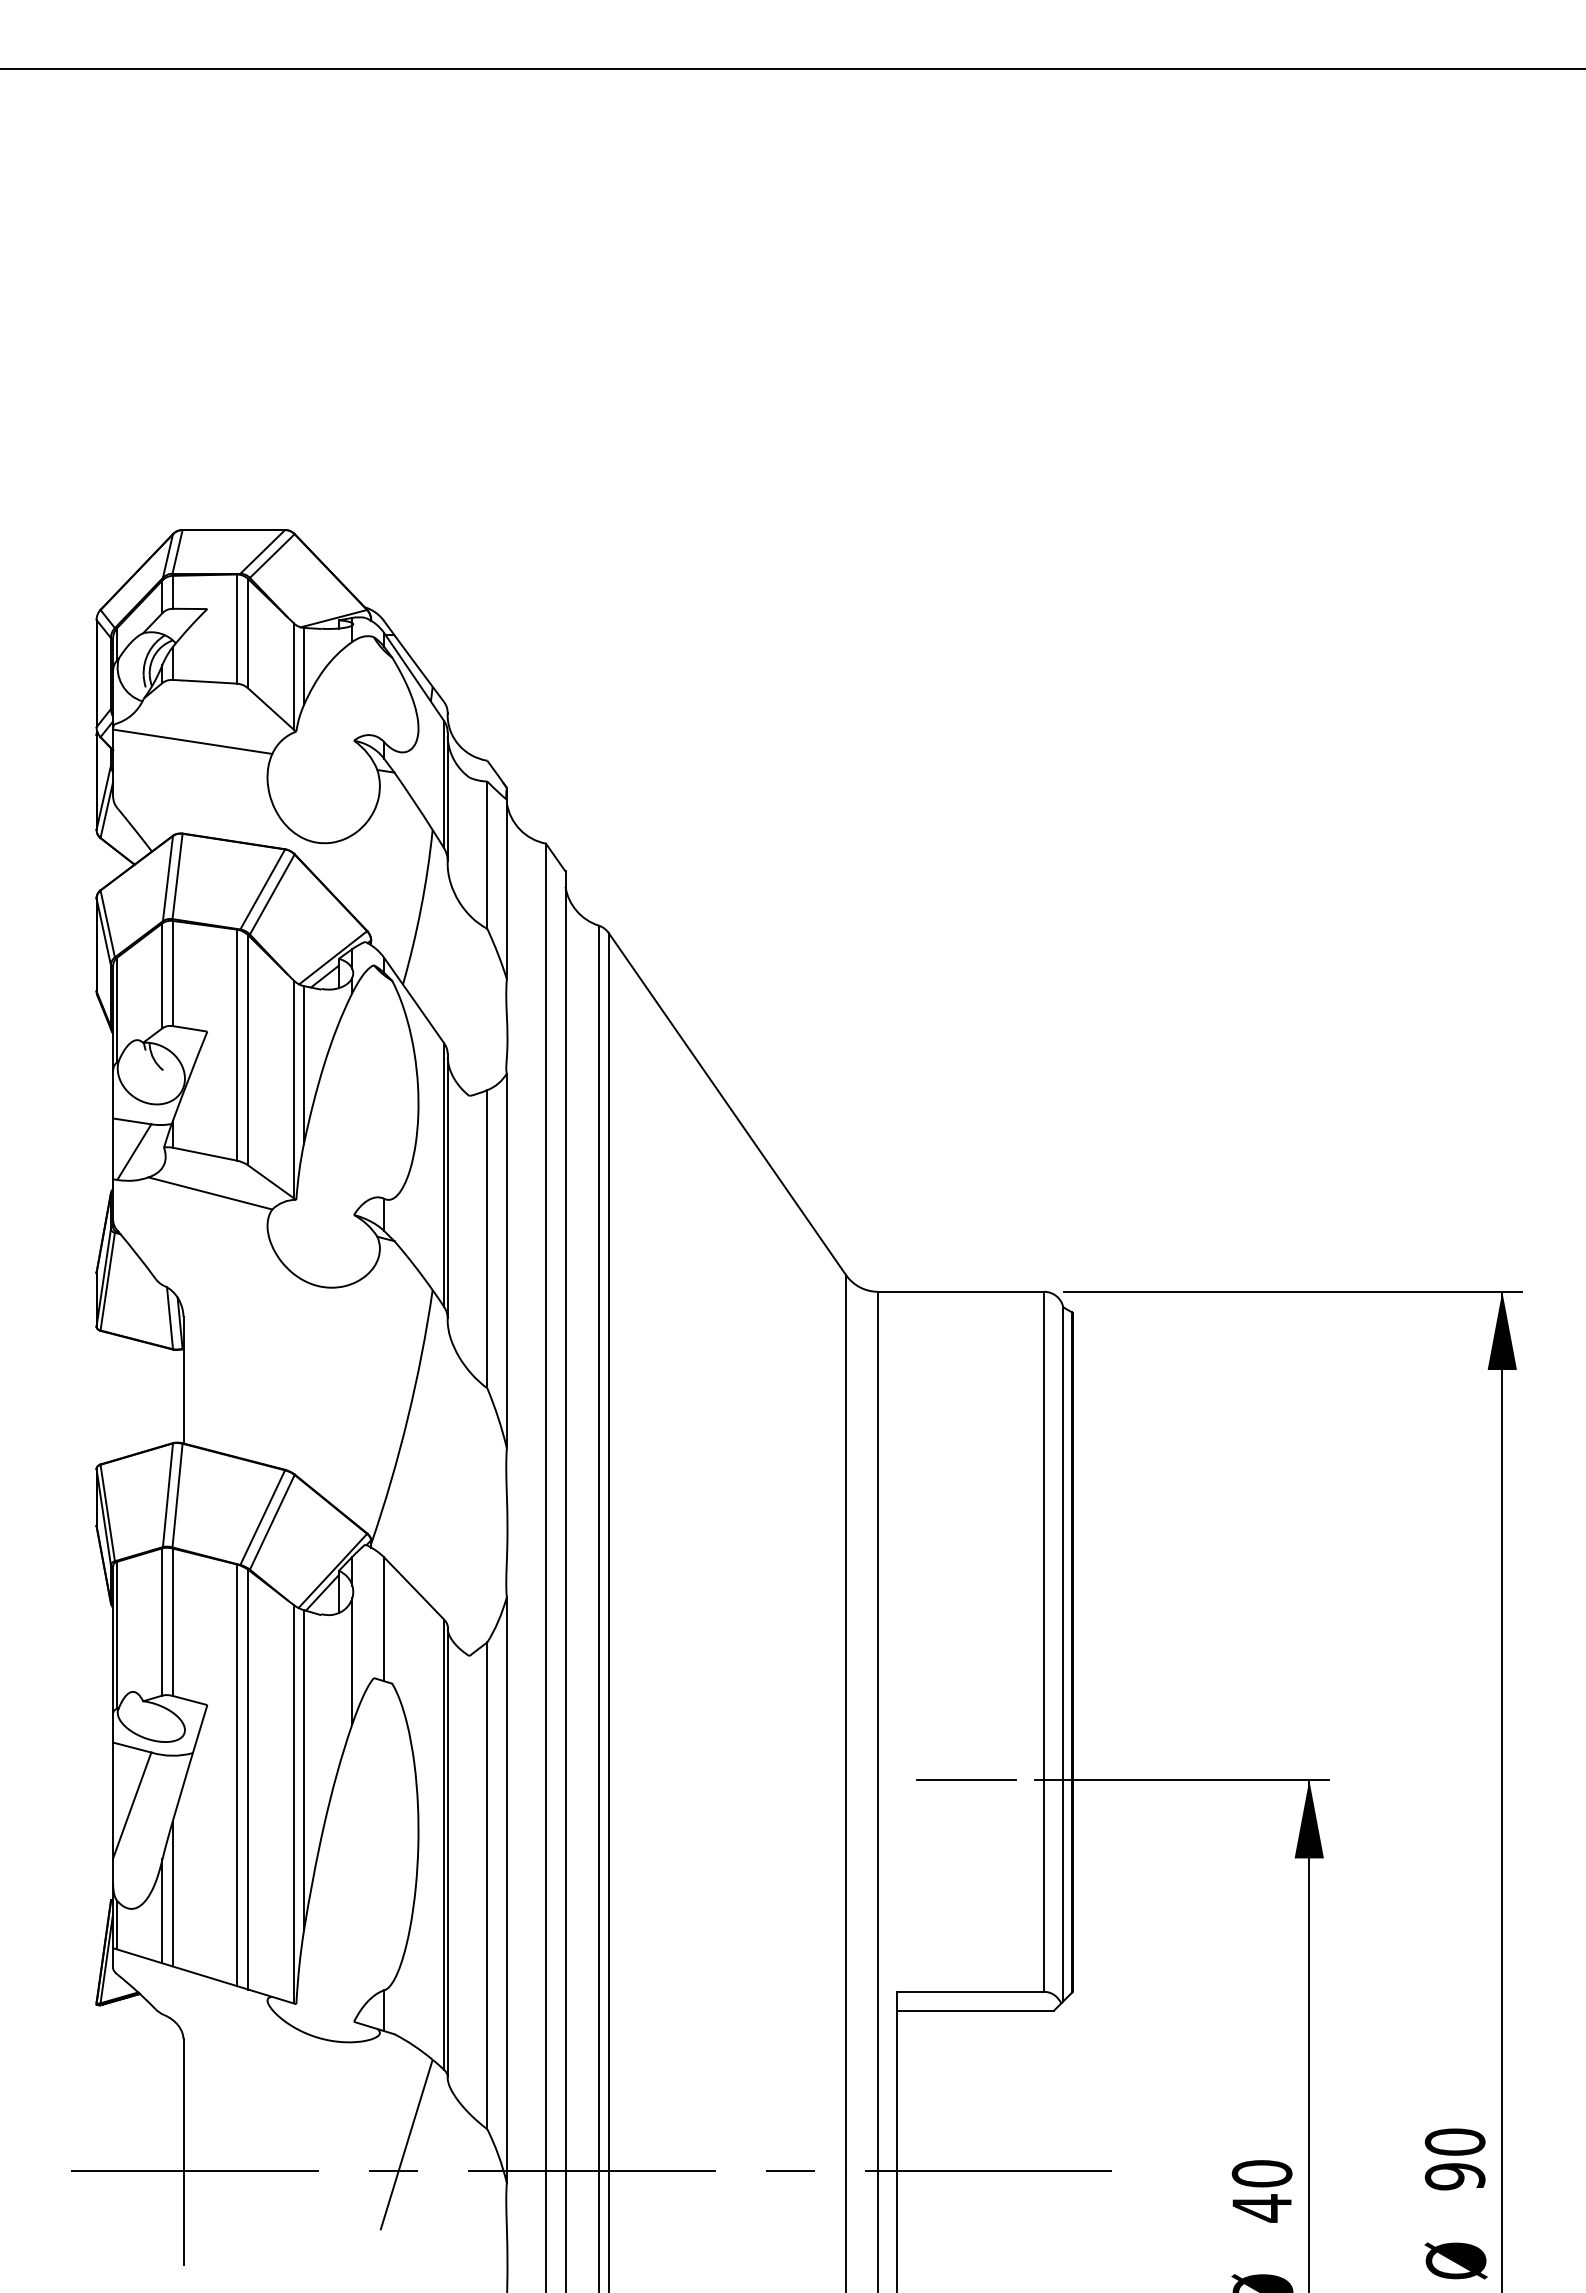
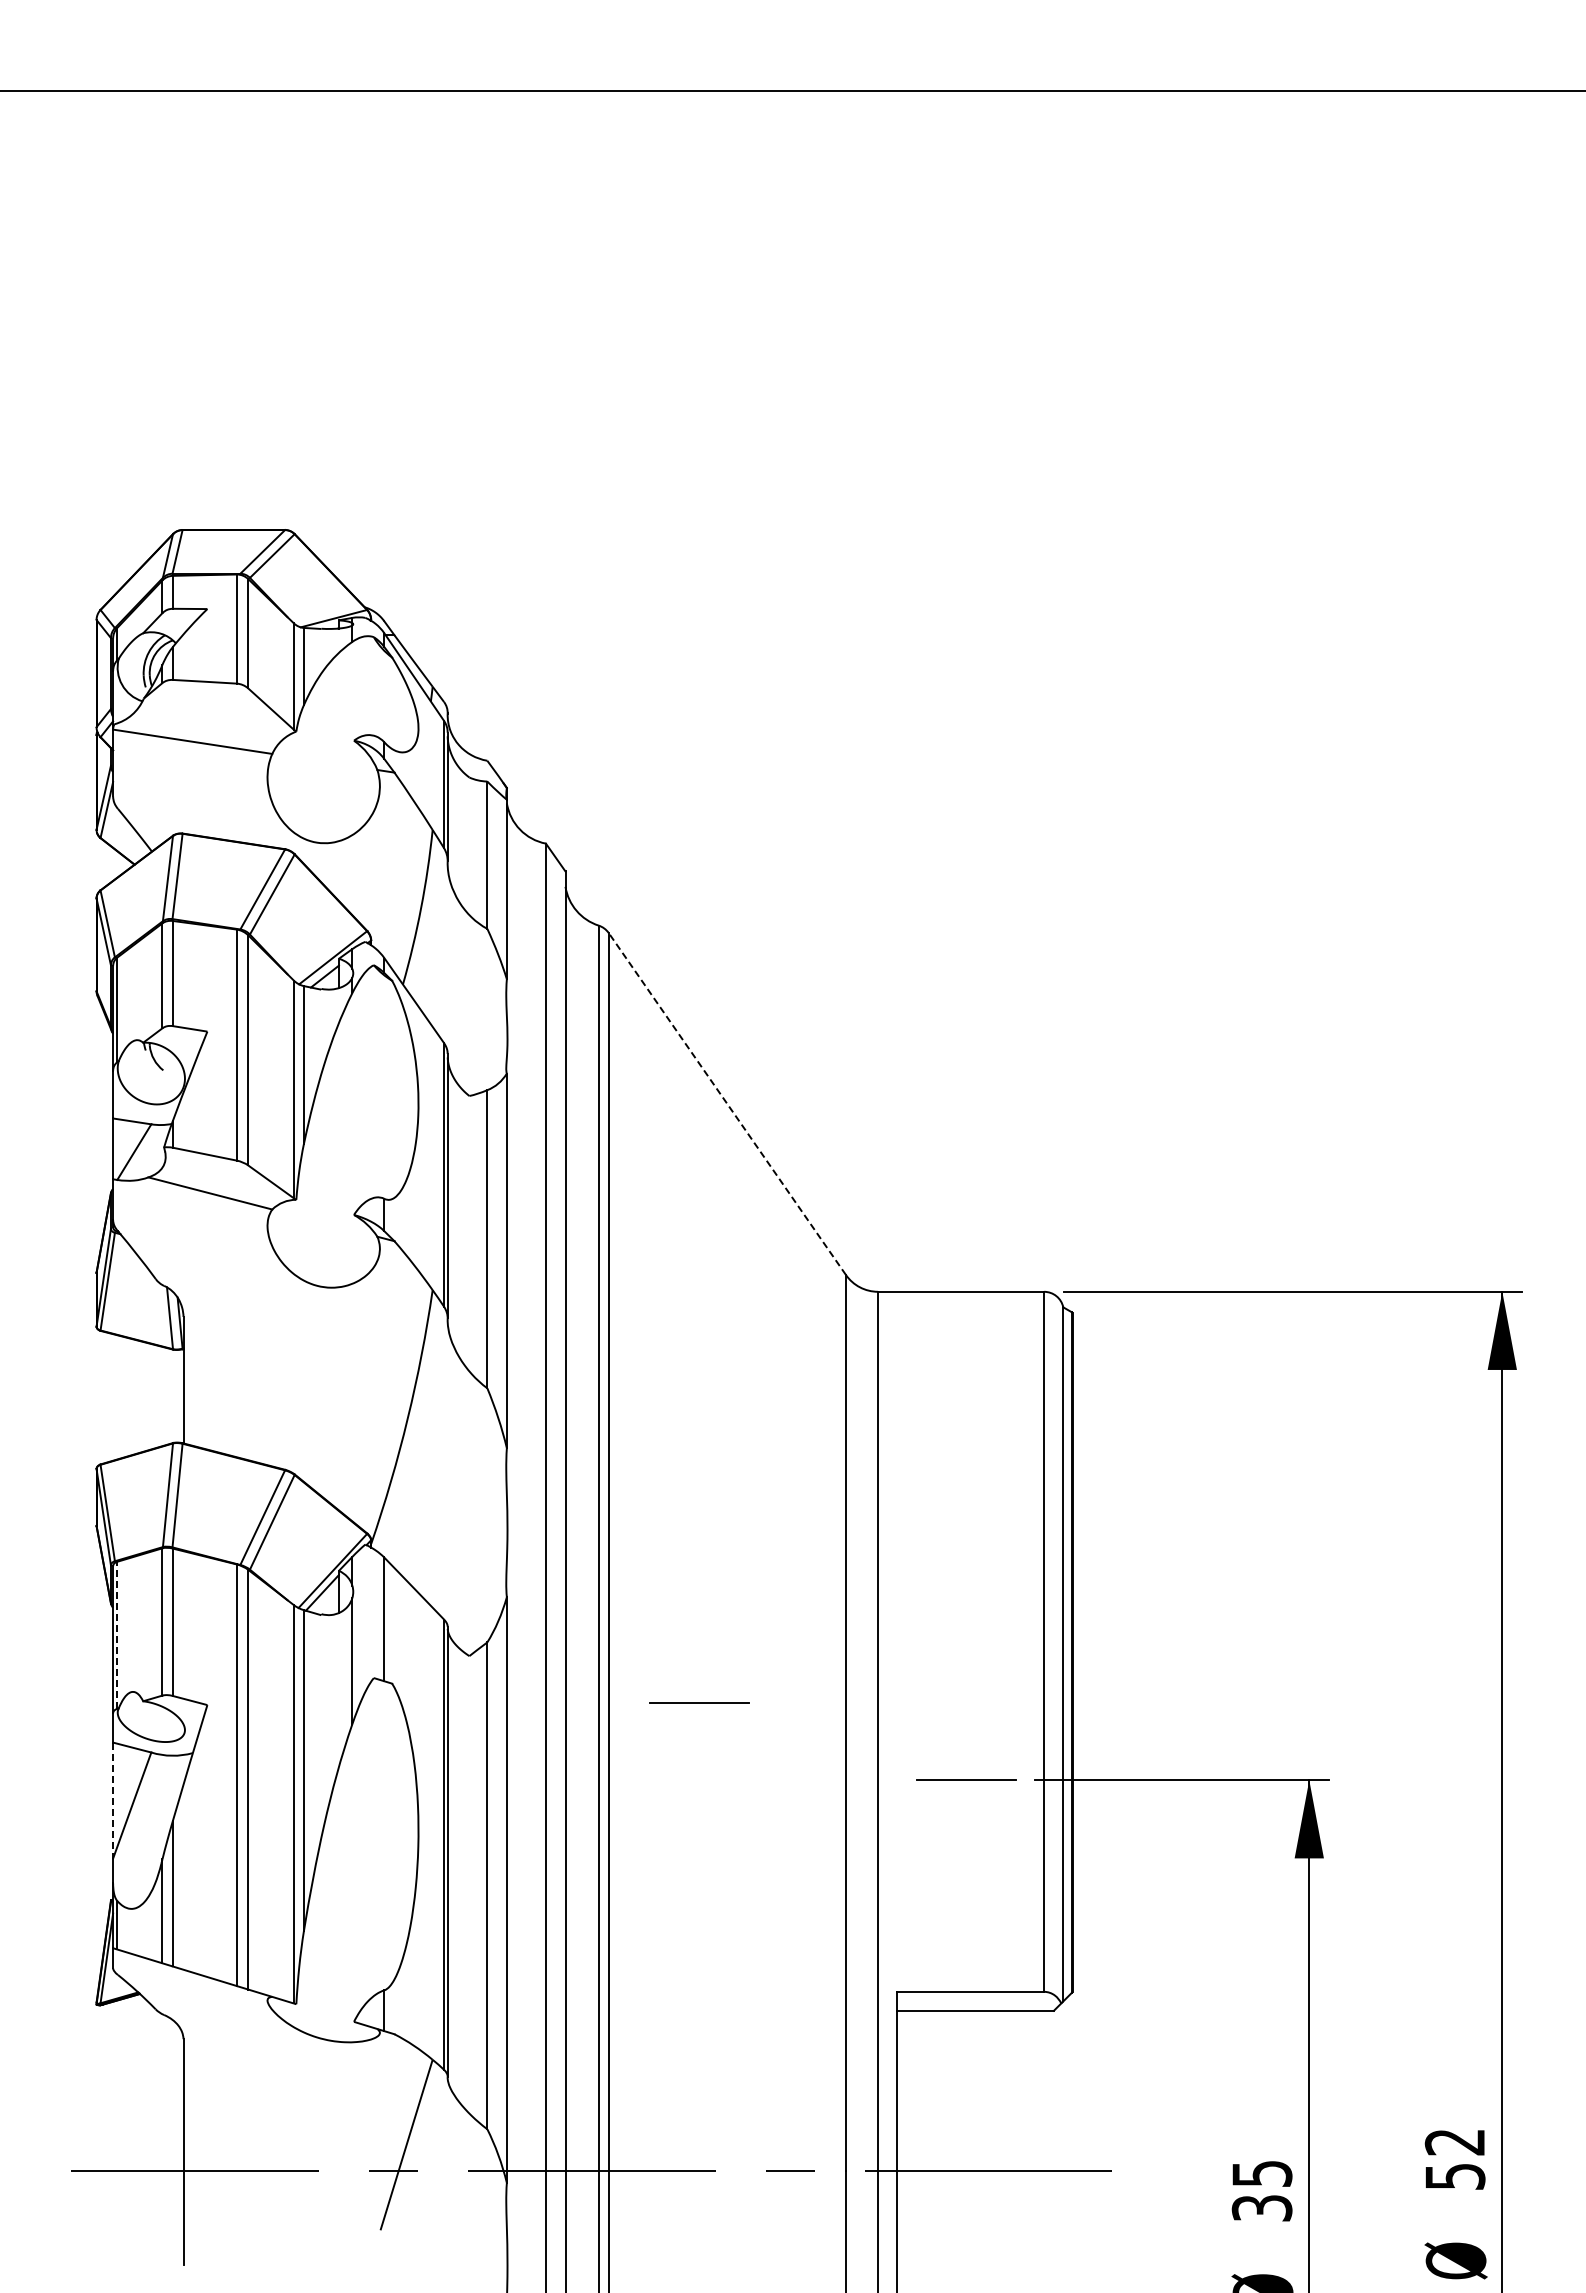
line position: (792, 68) -> (792, 90) (792, 90)
line: solid -> dashed (727, 1103)
line: solid -> dashed (117, 1635)
line: none -> present (699, 1702)
line: solid -> dashed (113, 1800)
text: 90 -> 52 (1454, 2159)
text: 40 -> 35 (1261, 2191)
